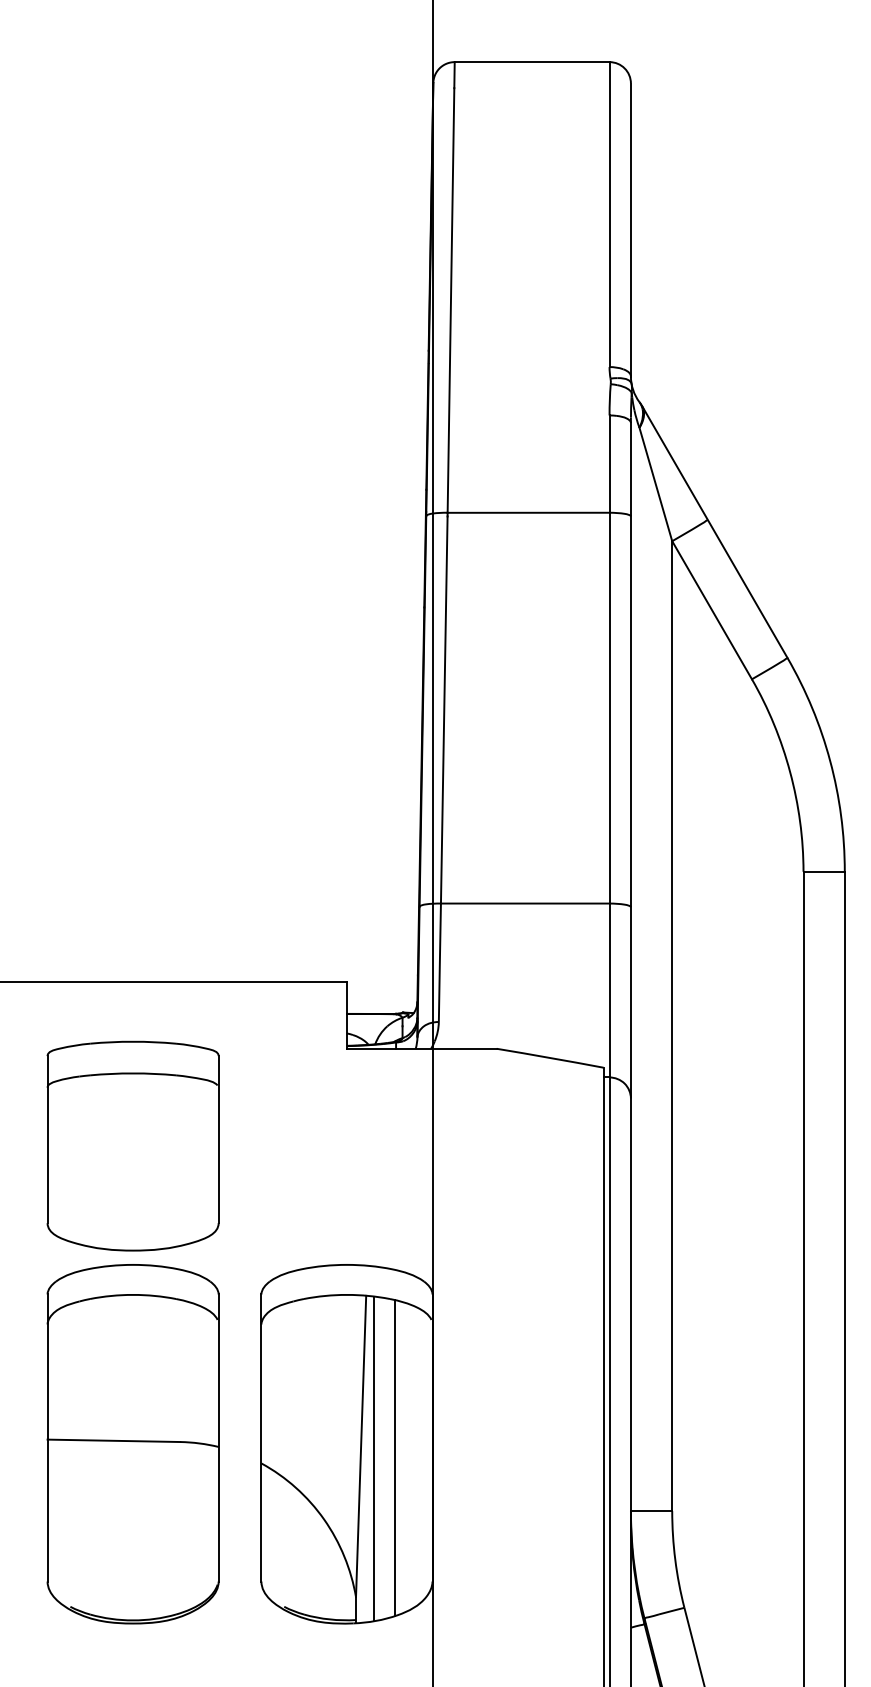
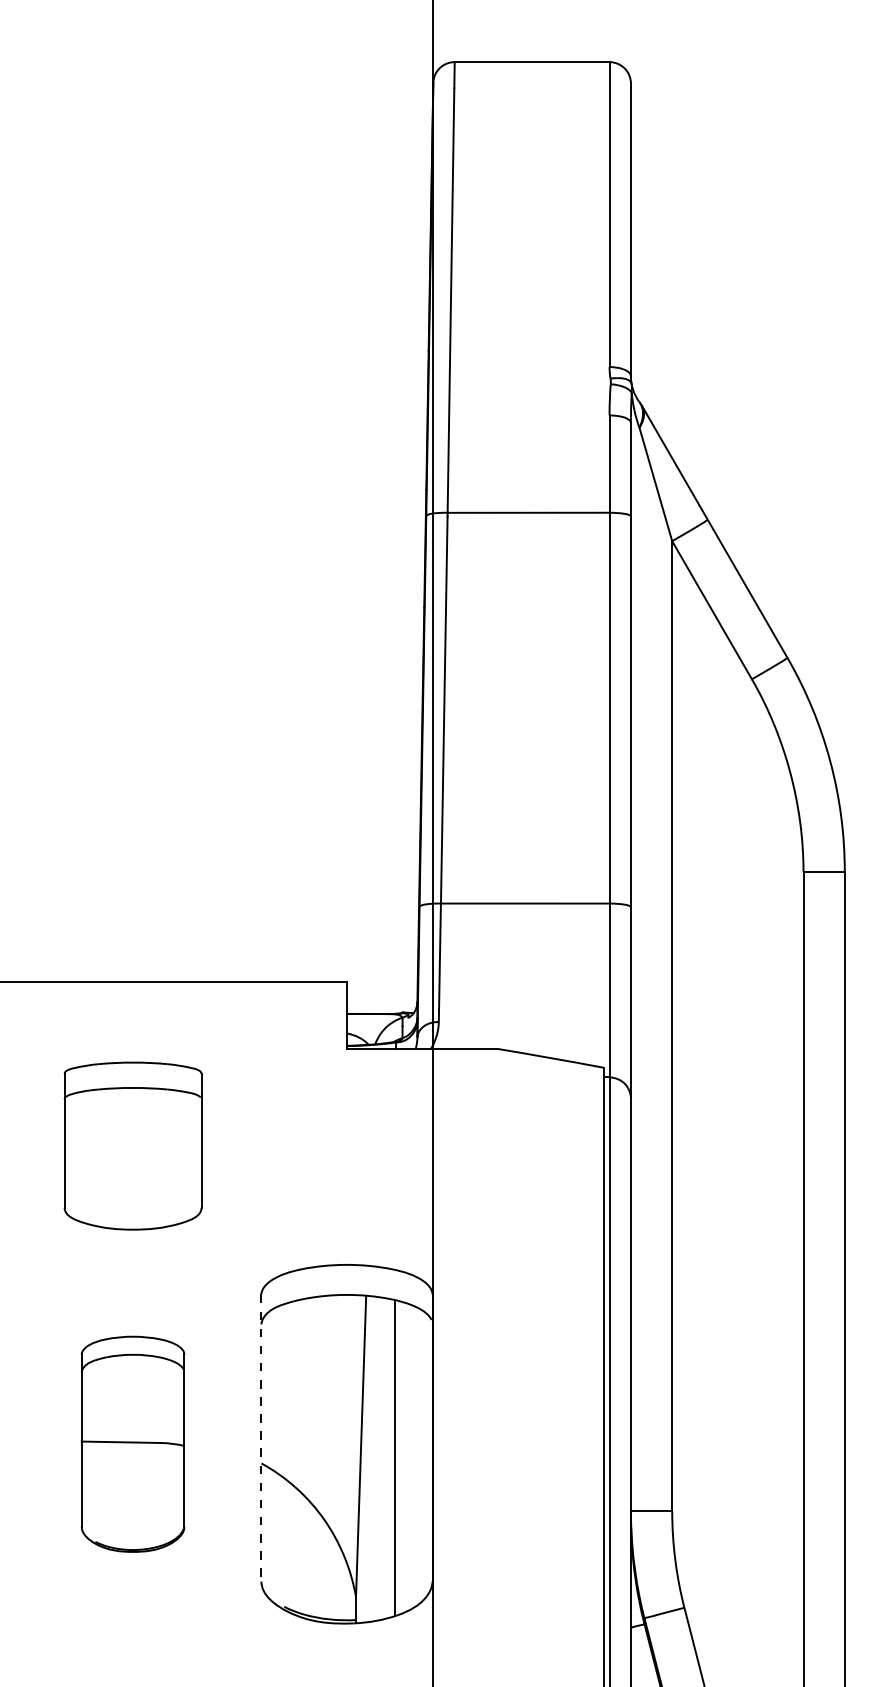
part size: 174x212 px -> 140x170 px (132, 1145)
line: solid -> dashed (261, 1438)
part size: 174x361 px -> 106x218 px (132, 1443)
line: present -> none (373, 1458)
